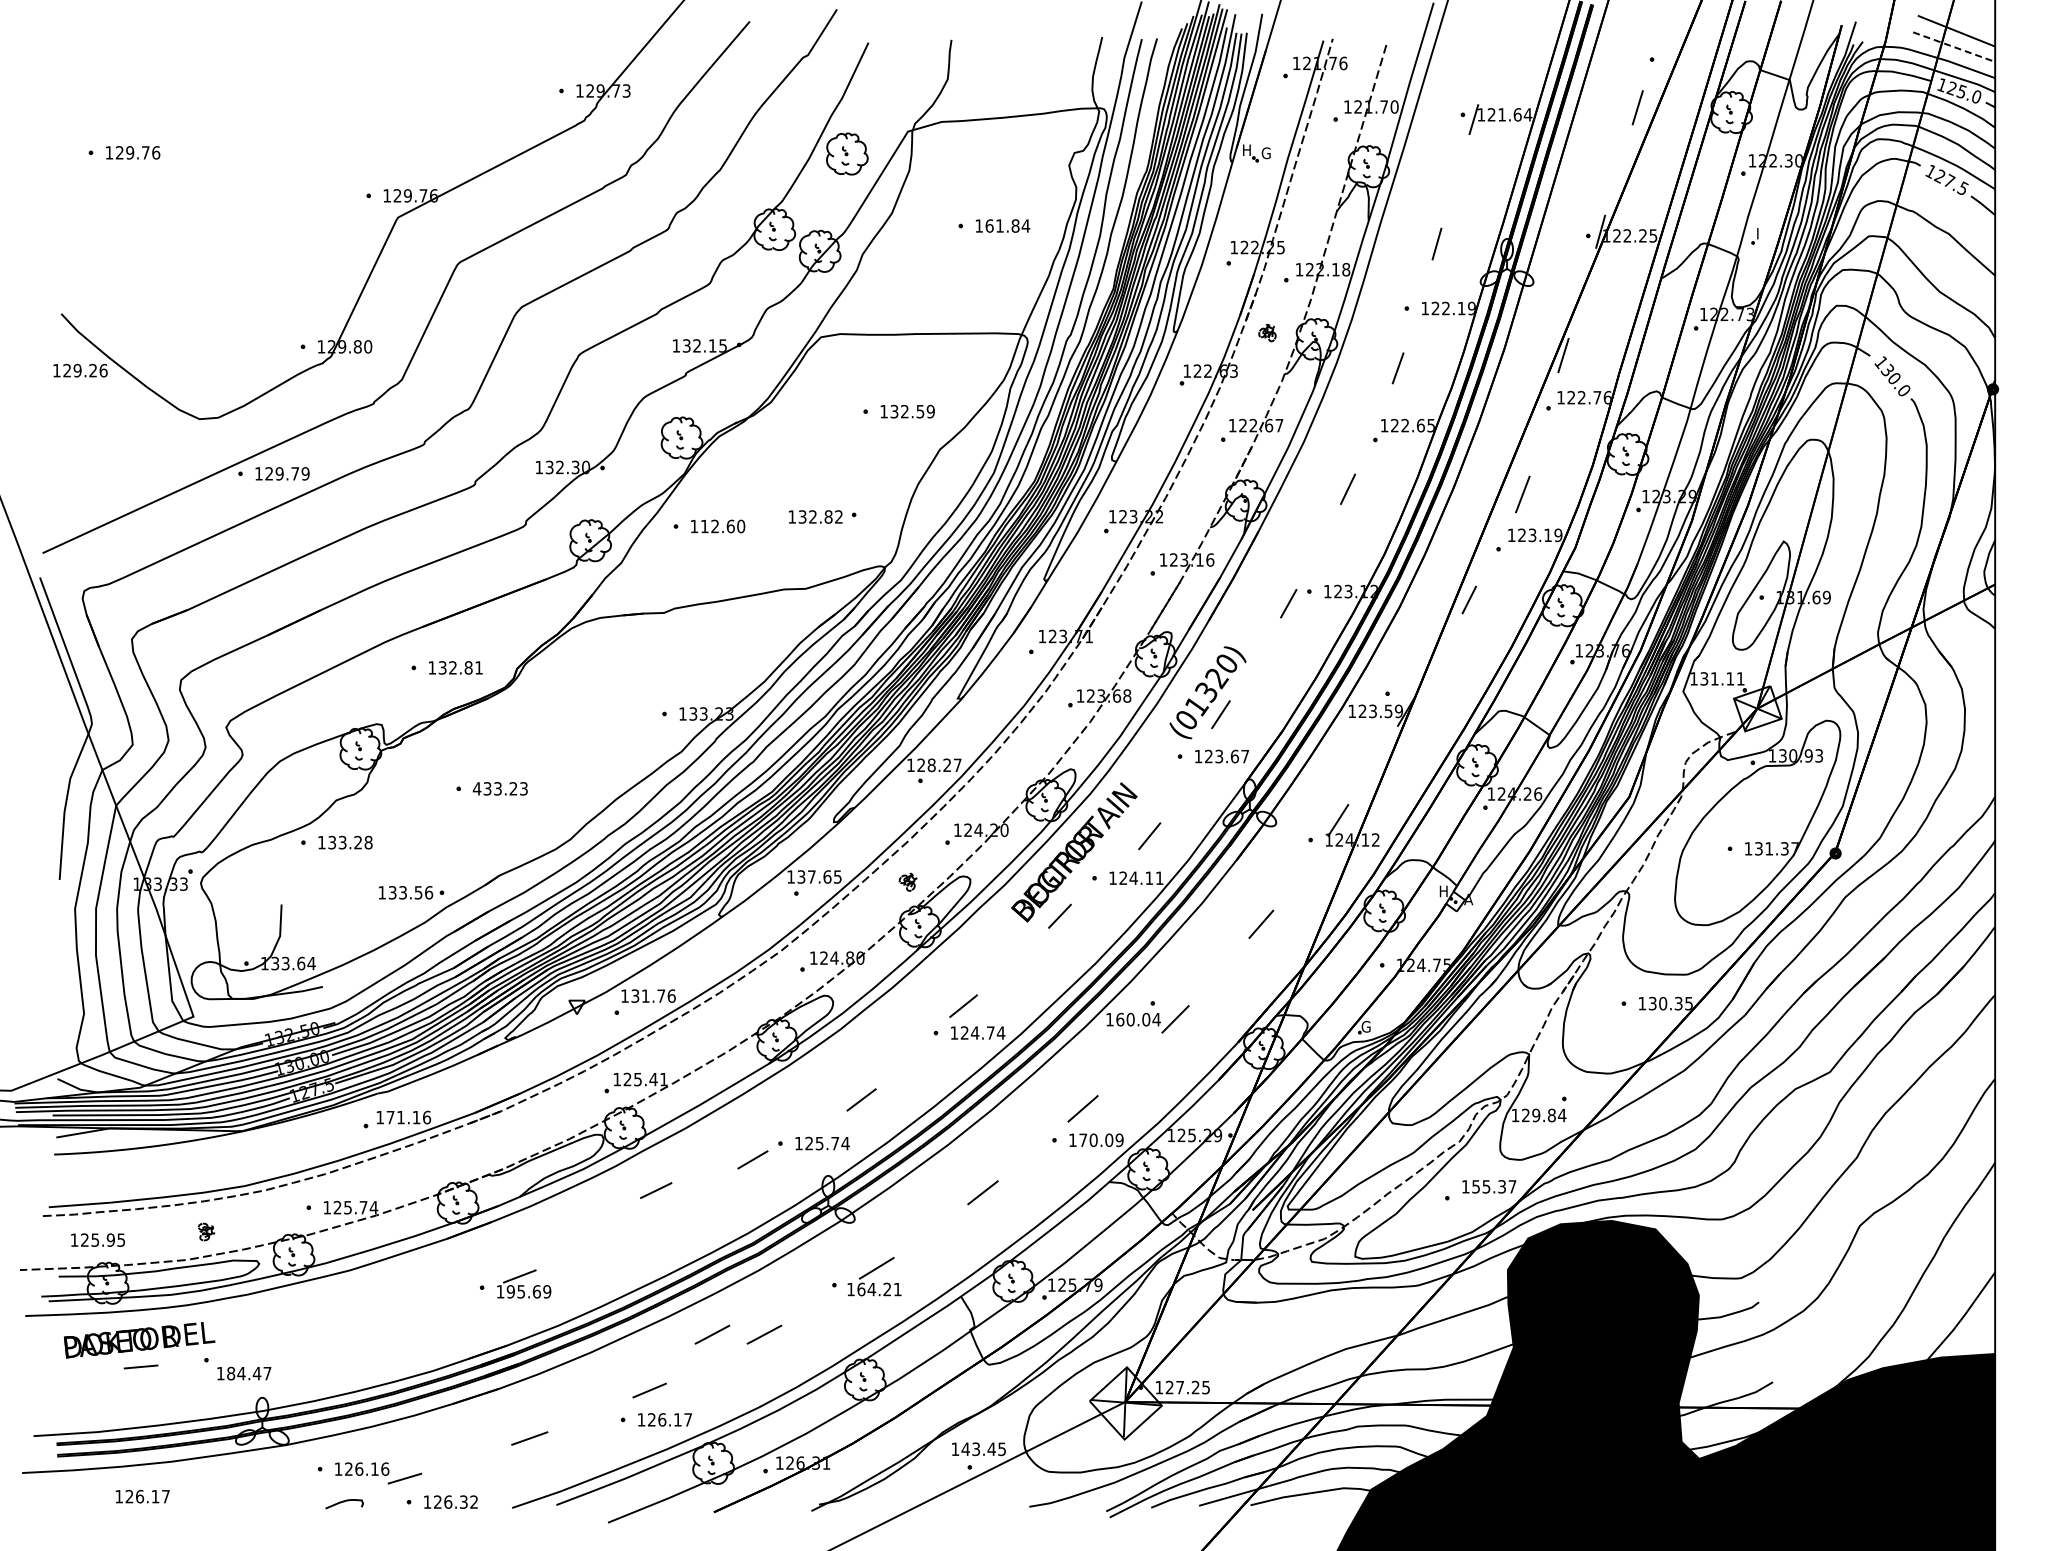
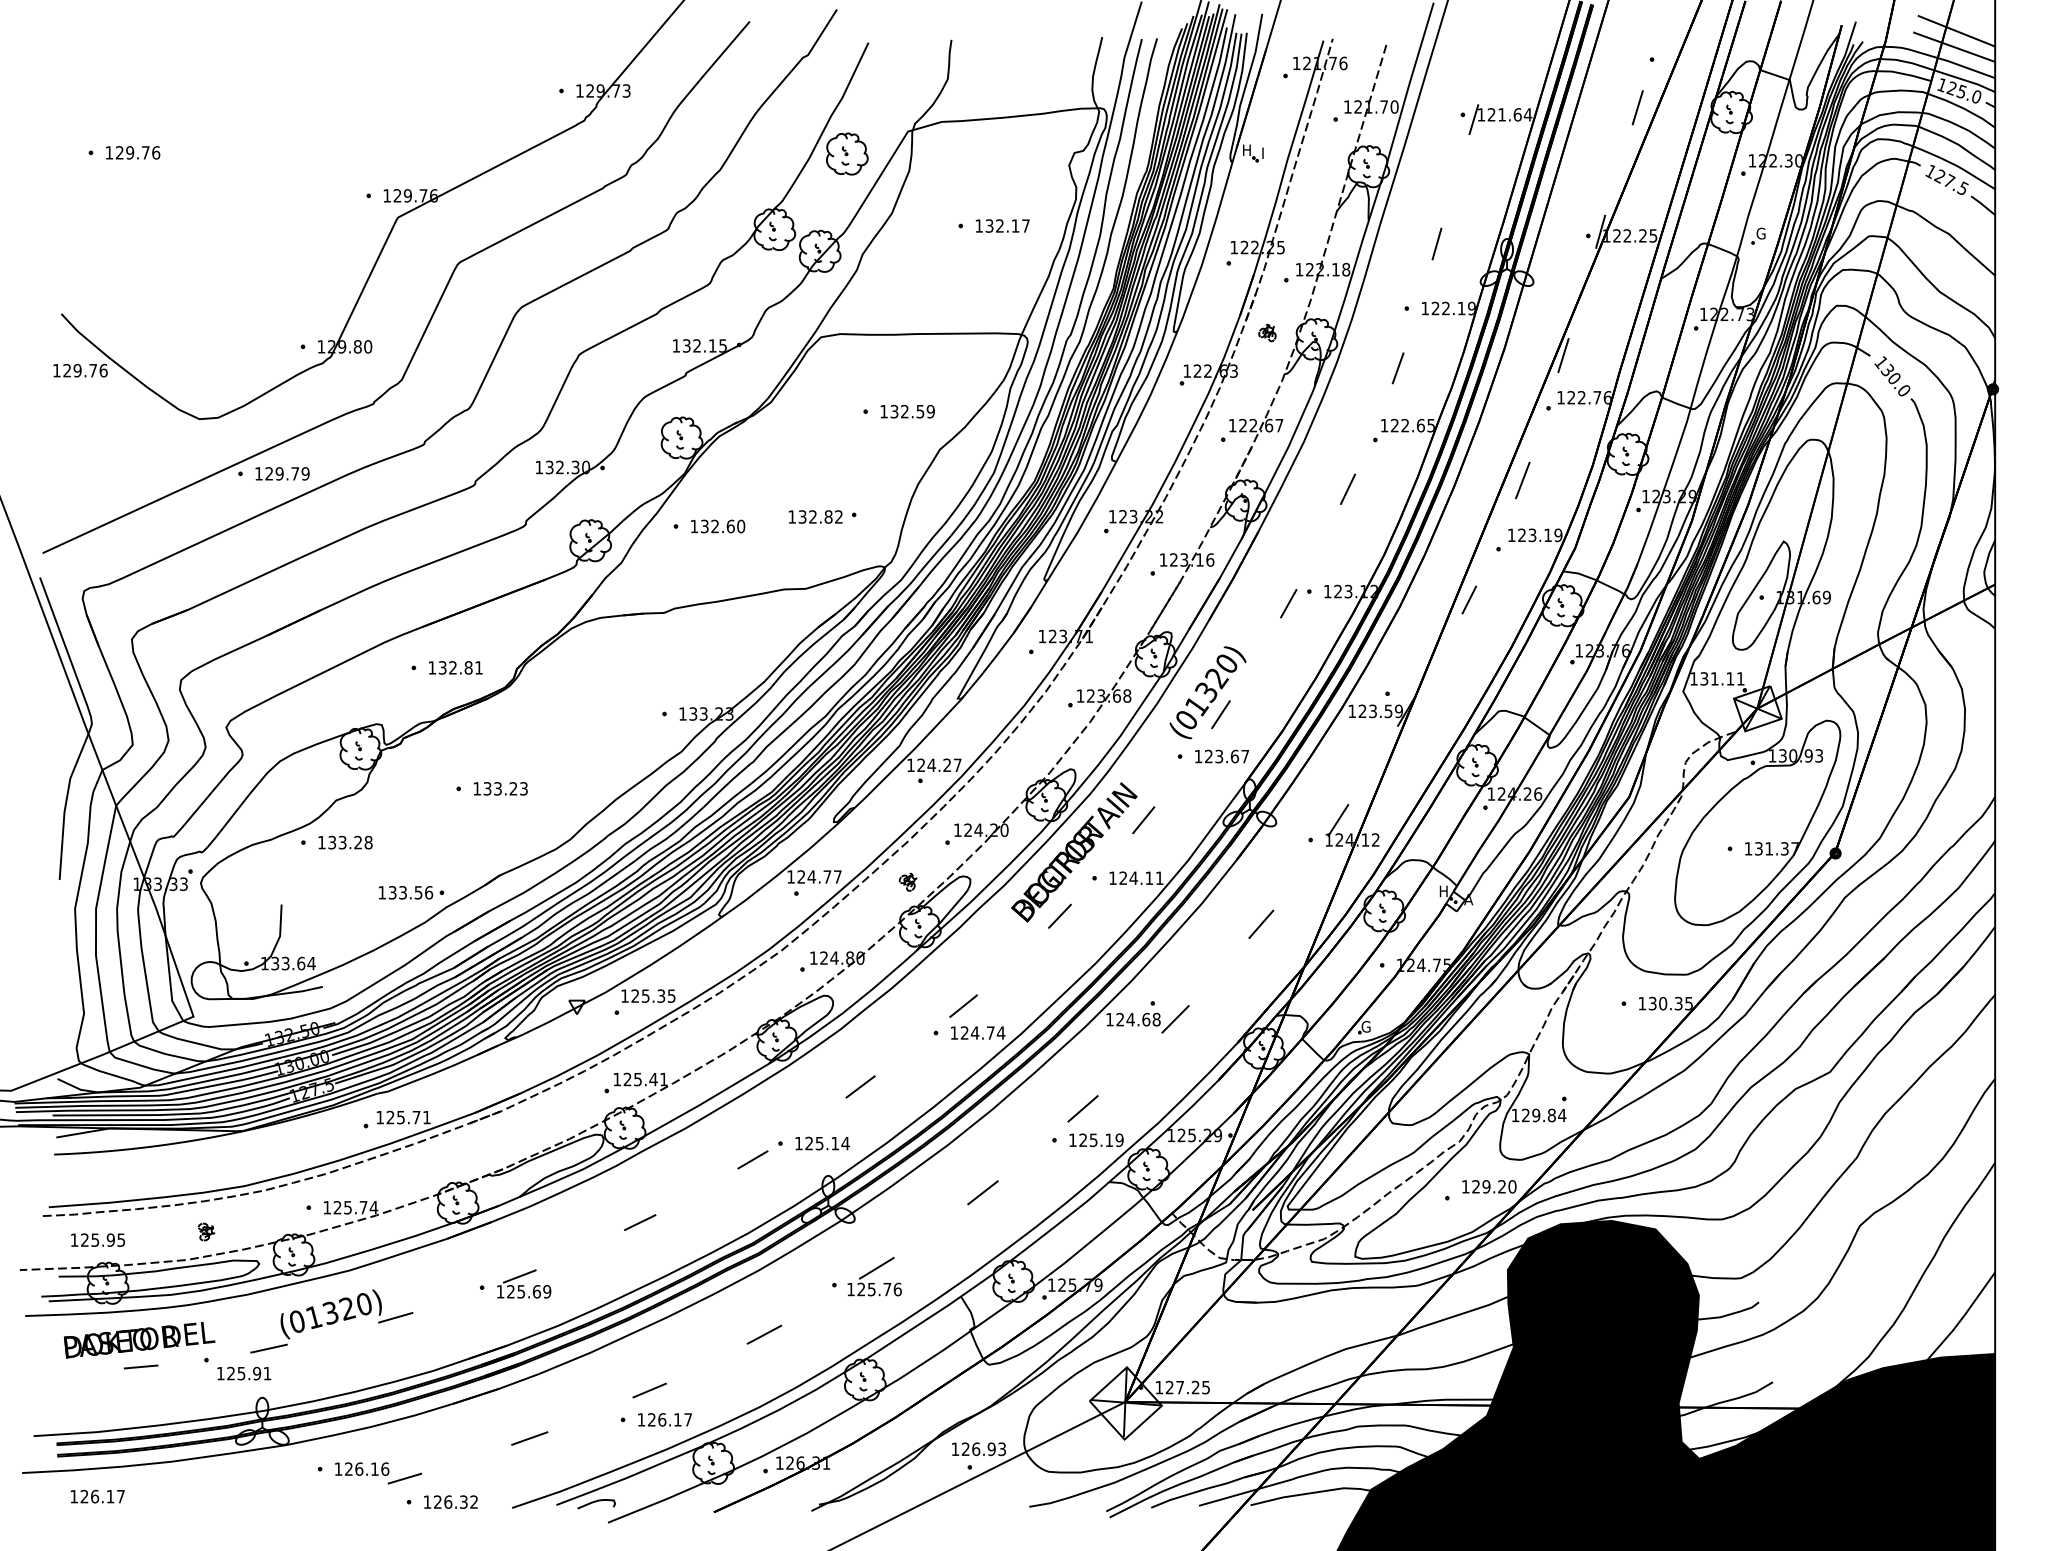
line: dashed -> solid (1954, 47)
text: G -> I (1265, 153)
text: 161.84 -> 132.17 (1007, 225)
text: I -> G (1760, 233)
text: 129.26 -> 129.76 (92, 370)
line position: (1522, 494) -> (1522, 480) (1522, 480)
text: 112.60 -> 132.60 (704, 526)
text: 128.27 -> 124.27 (931, 765)
text: 433.23 -> 133.23 (476, 788)
line position: (1149, 836) -> (1143, 820) (1143, 820)
text: 137.65 -> 124.77 (819, 876)
text: 131.76 -> 125.35 (653, 995)
text: 160.04 -> 124.68 (1138, 1019)
line position: (861, 1099) -> (860, 1086) (860, 1086)
text: 171.16 -> 125.71 (408, 1117)
text: 170.09 -> 125.19 (1096, 1140)
text: 125.74 -> 125.14 (834, 1143)
text: 155.37 -> 129.20 (1494, 1186)
line position: (656, 1190) -> (640, 1222) (640, 1222)
text: 164.21 -> 125.76 (879, 1289)
text: 195.69 -> 125.69 (510, 1291)
part: none -> present (331, 1321)
line: present -> none (712, 1334)
text: 184.47 -> 125.91 (249, 1373)
text: 143.45 -> 126.93 (983, 1449)
text position: (142, 1496) -> (97, 1496) (97, 1496)
curve position: (344, 1502) -> (596, 1502) (596, 1502)
